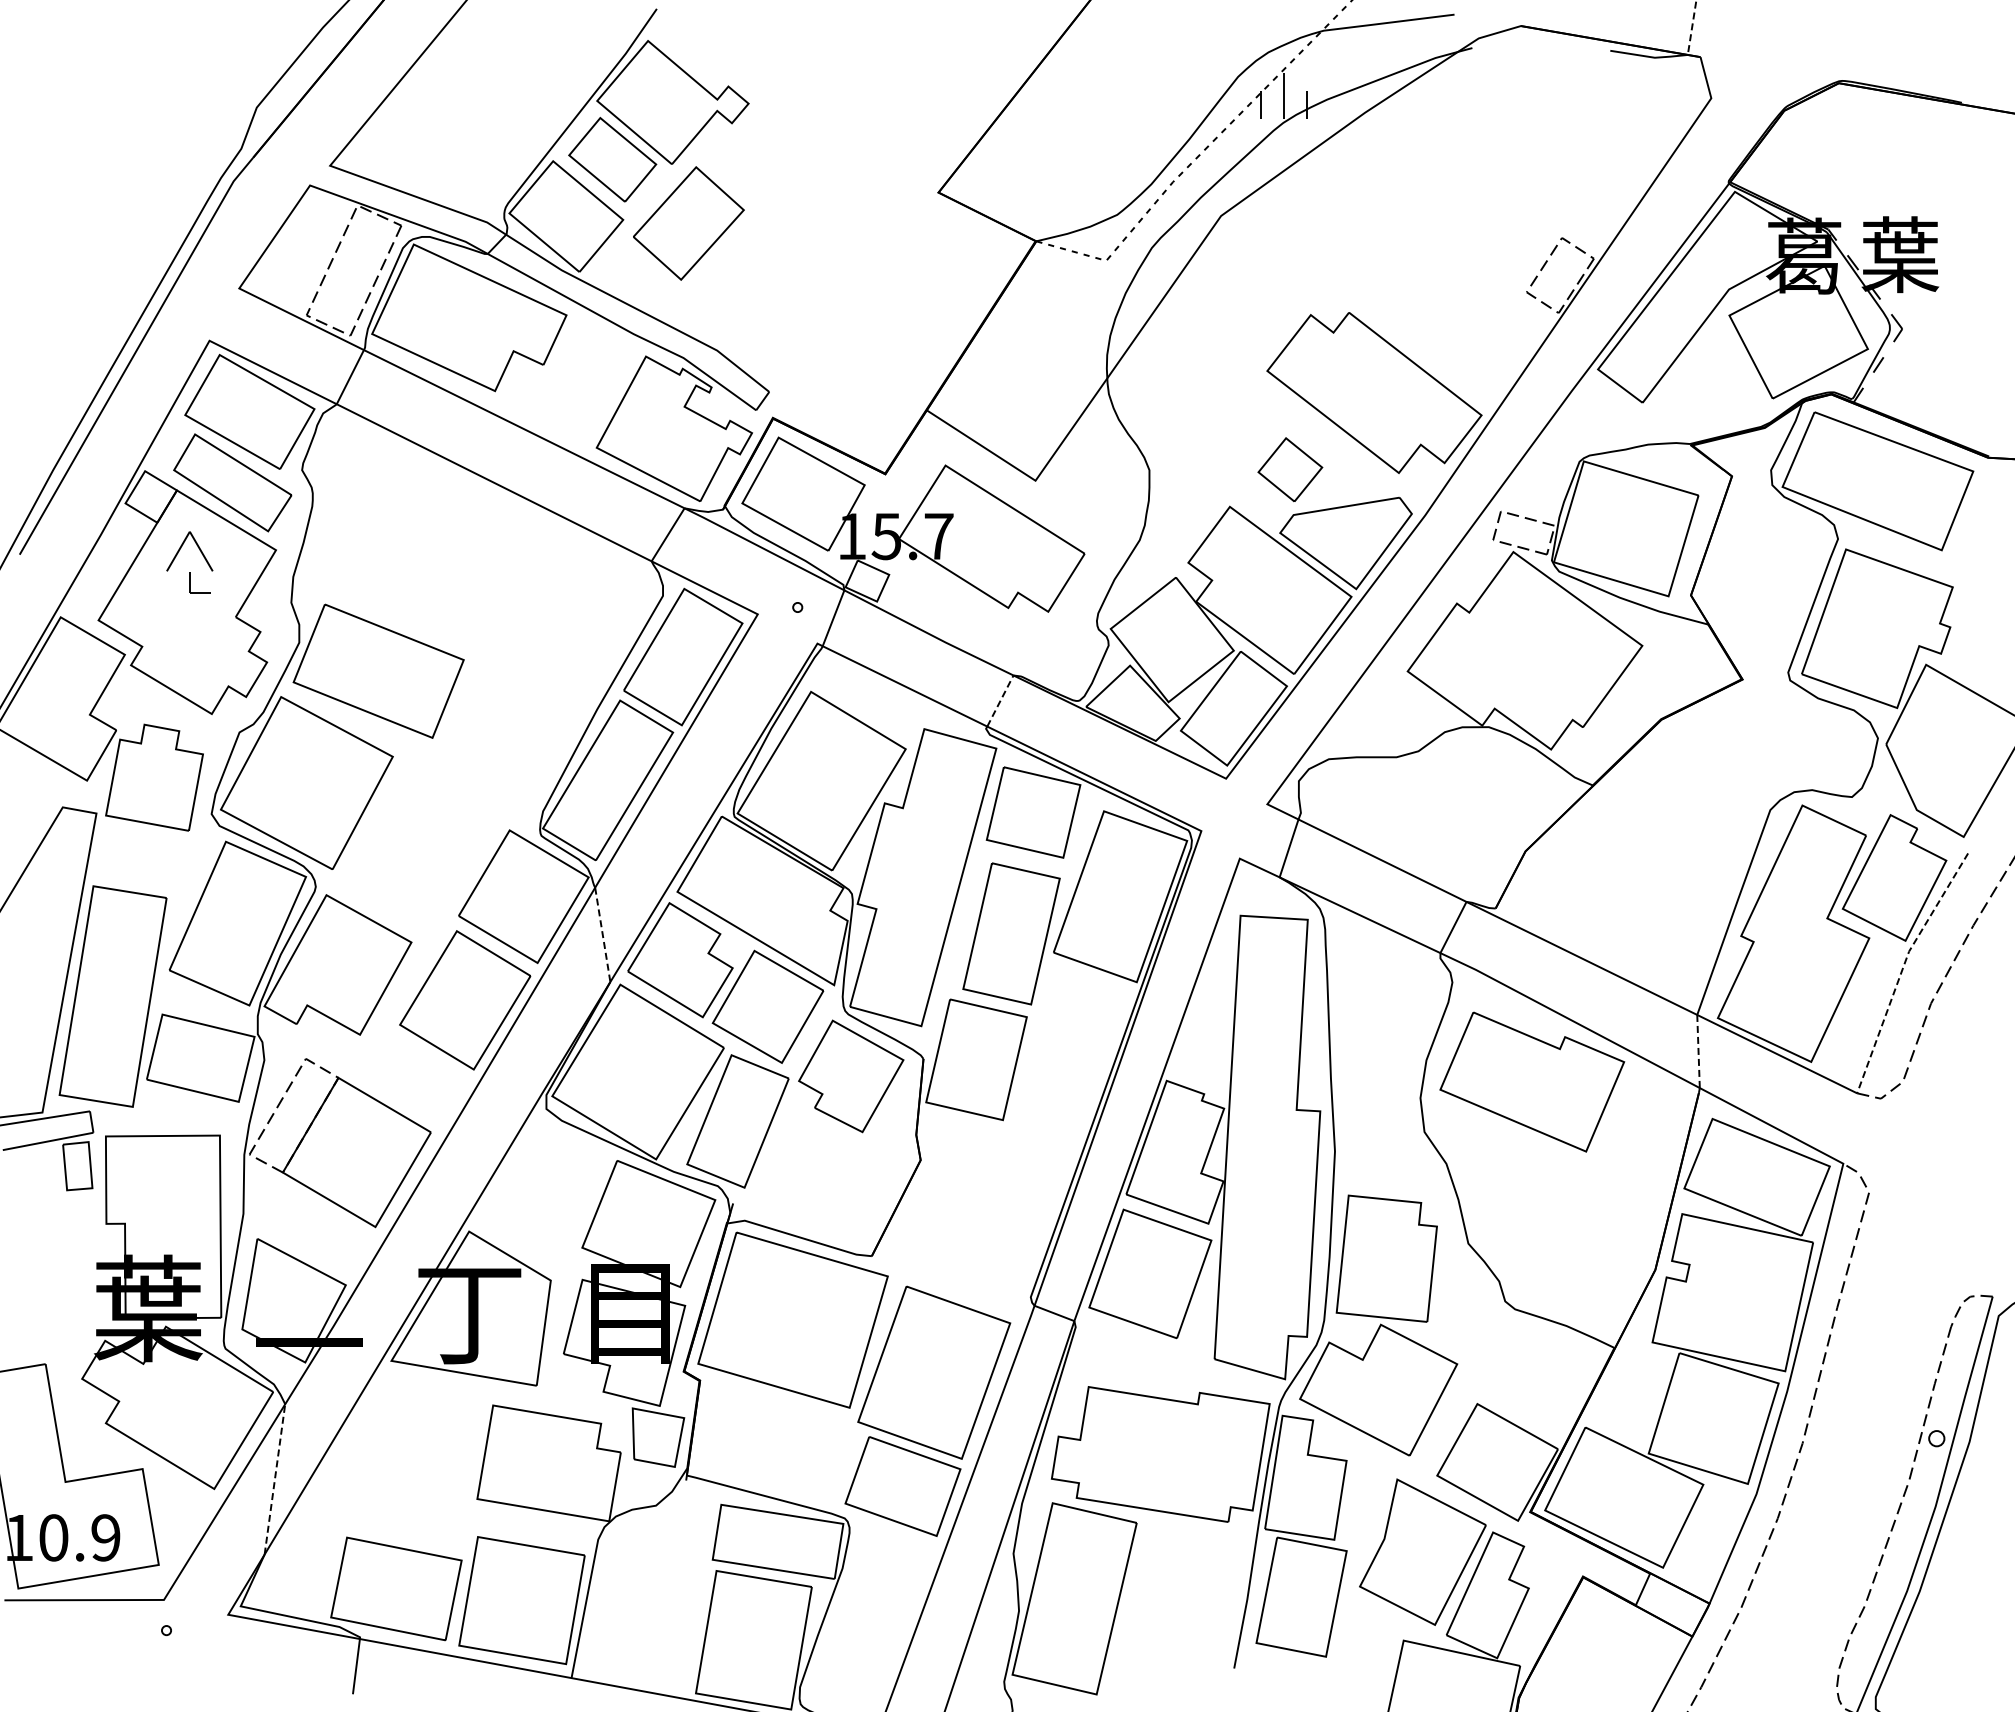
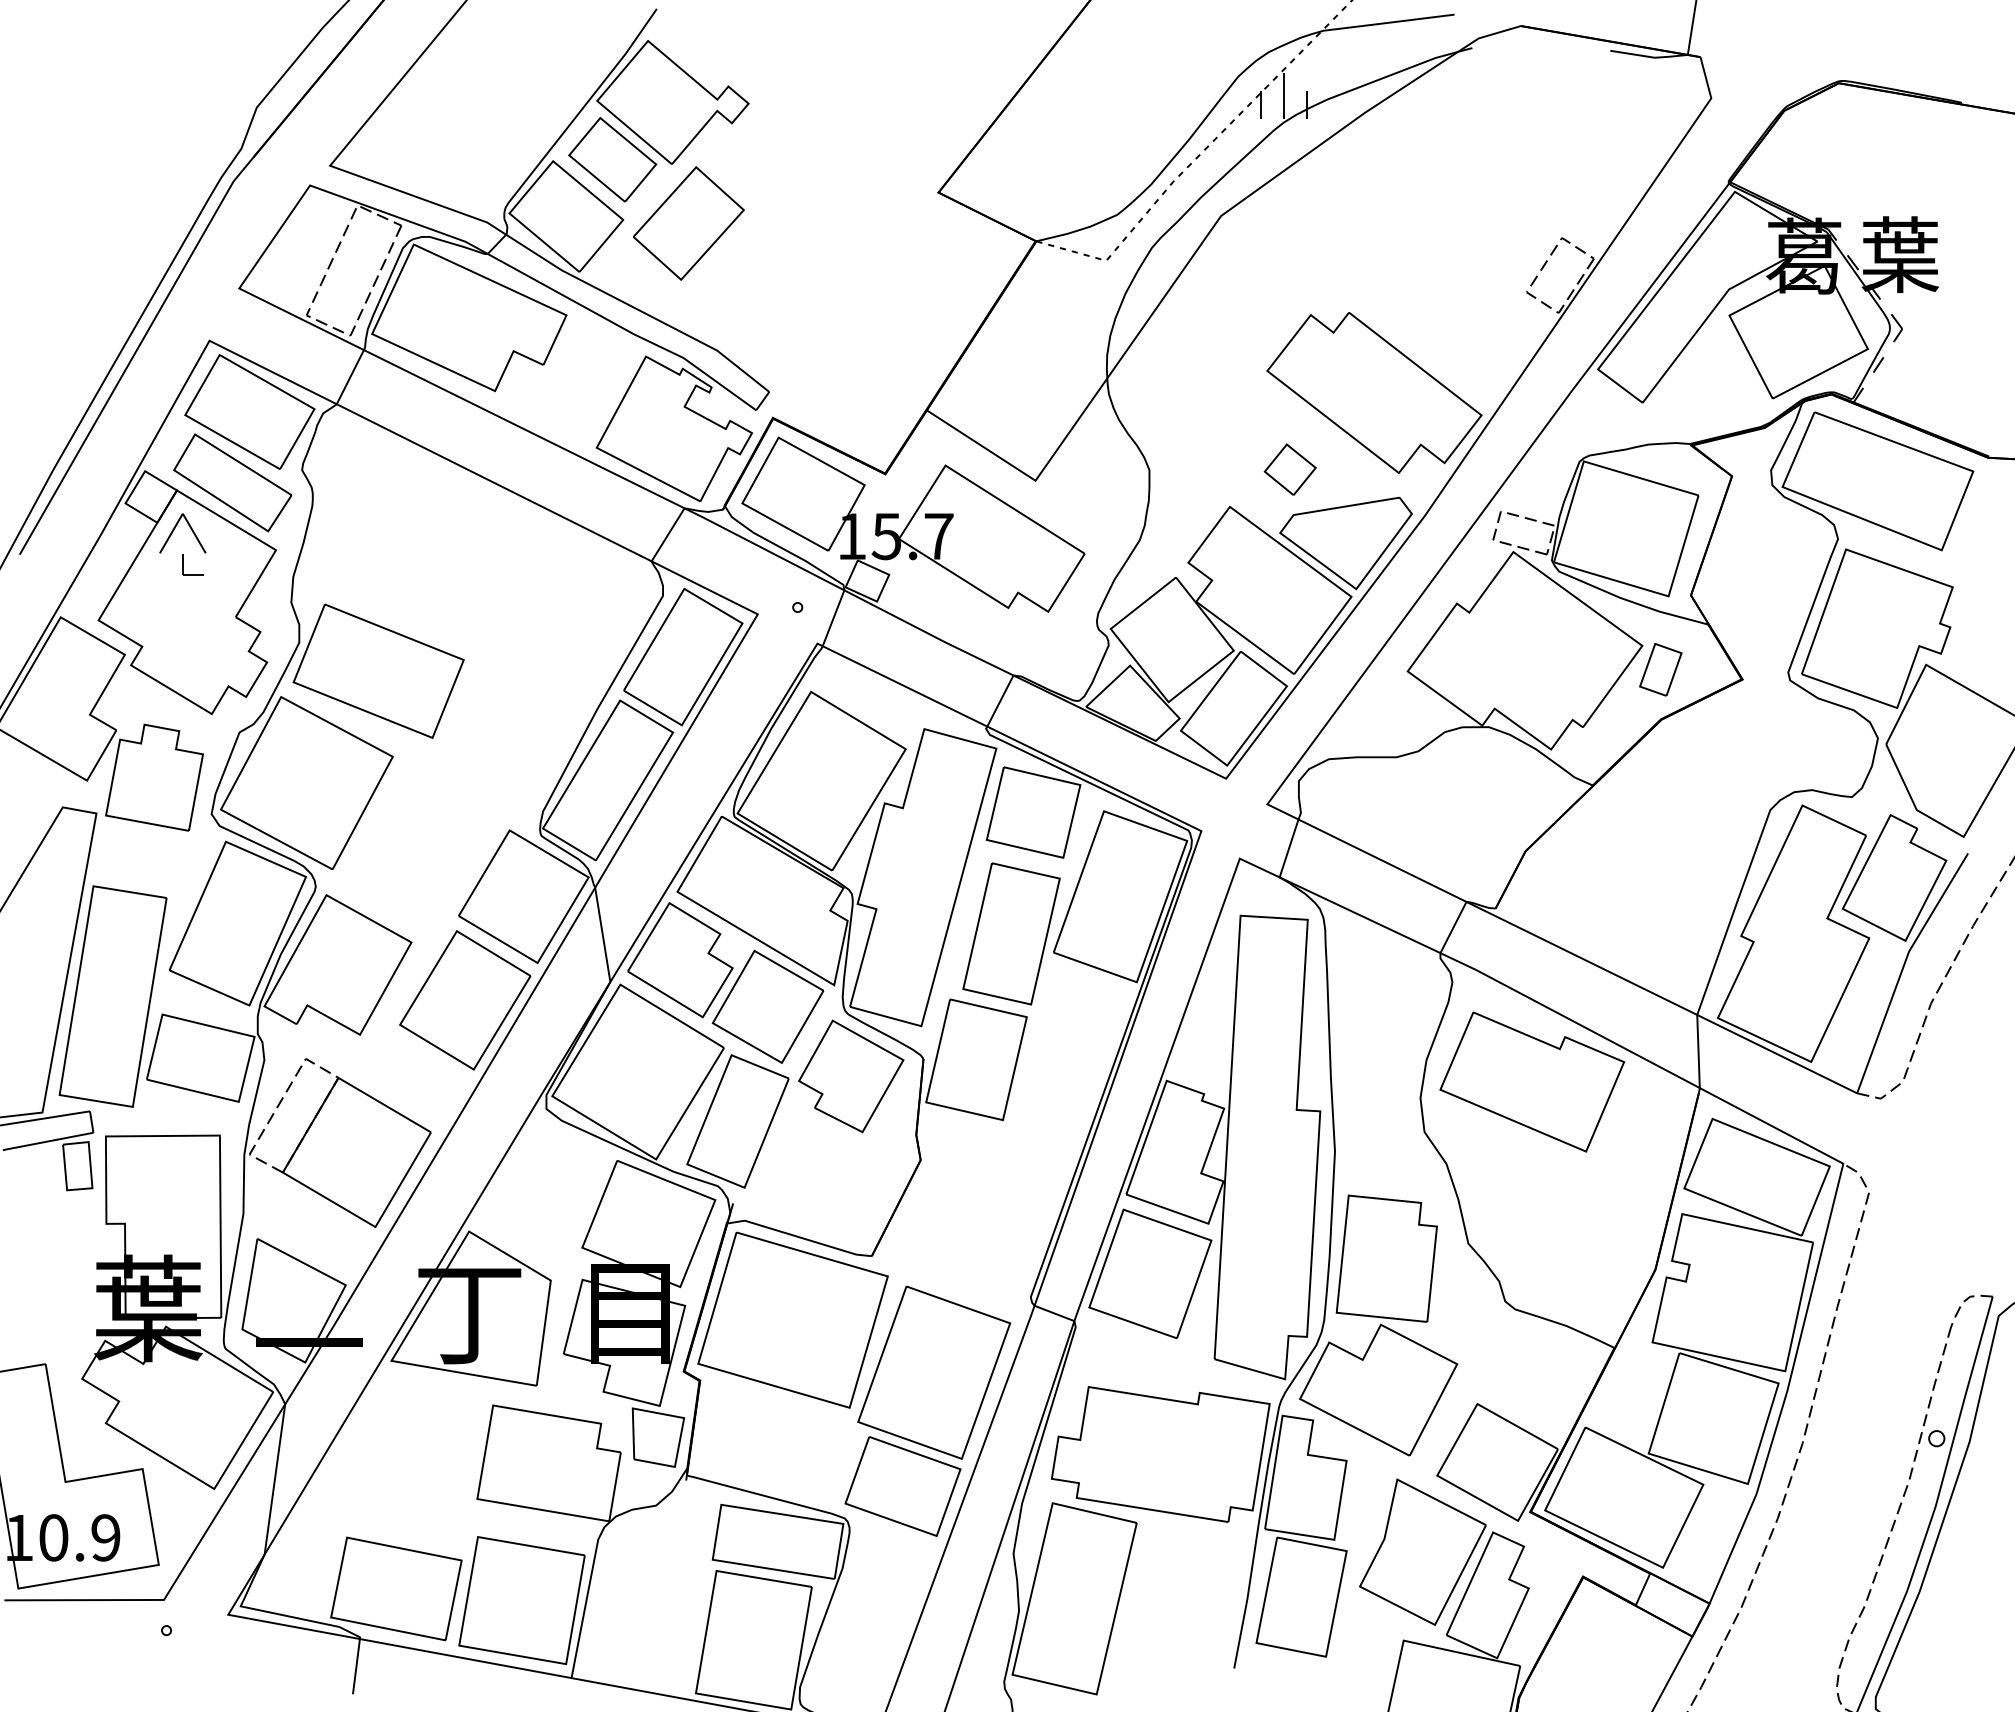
line: dashed -> solid (1692, 28)
part size: 67x66 px -> 54x53 px (1289, 469)
part position: (189, 572) -> (182, 554) (182, 554)
part: none -> present (1660, 669)
line: dashed -> solid (1000, 701)
line: dashed -> solid (602, 934)
line: dashed -> solid (1902, 968)
line: dashed -> solid (1698, 1051)
line: dashed -> solid (274, 1479)
